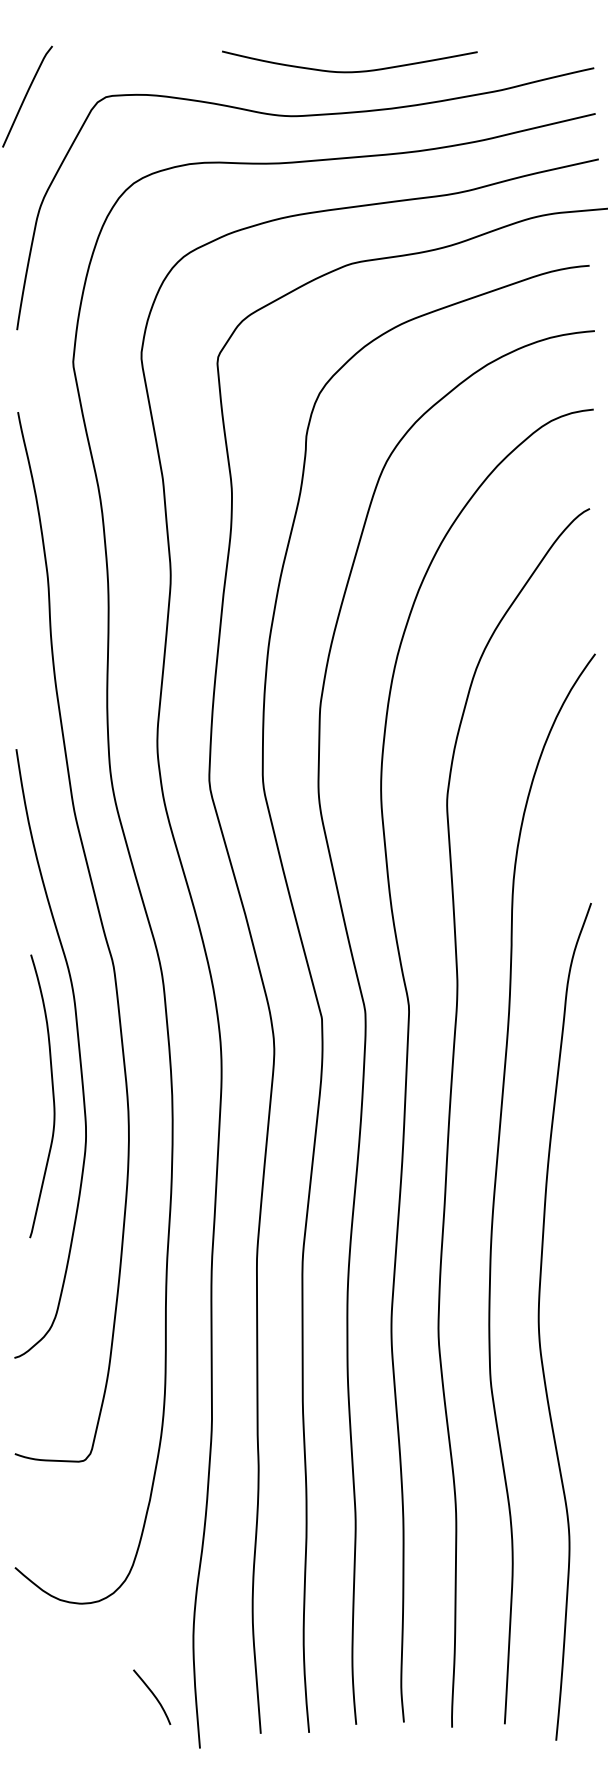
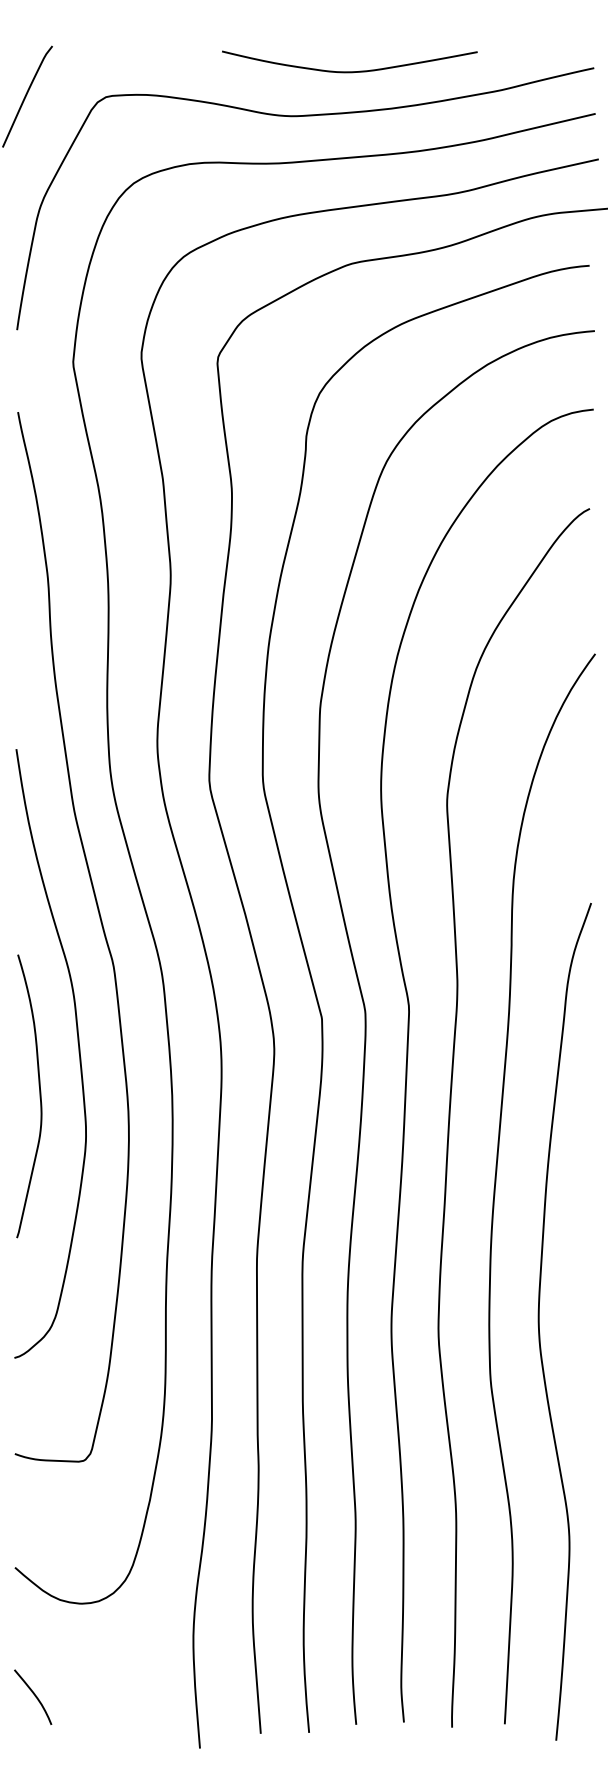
curve position: (52, 1096) -> (39, 1096) (39, 1096)
curve position: (153, 1696) -> (34, 1696) (34, 1696)
